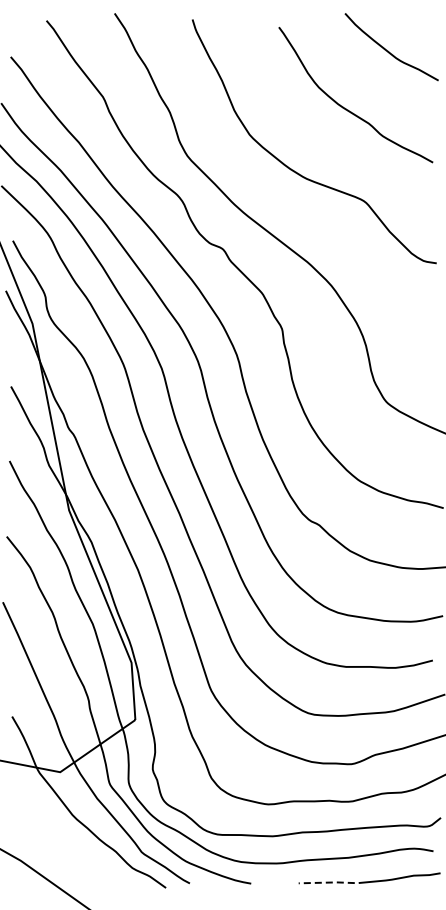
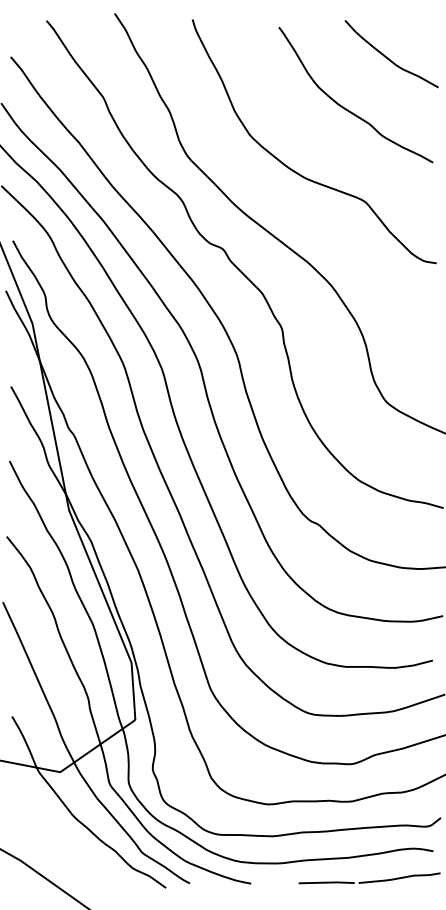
curve position: (388, 50) -> (388, 57) (388, 57)
line: dashed -> solid (327, 882)
